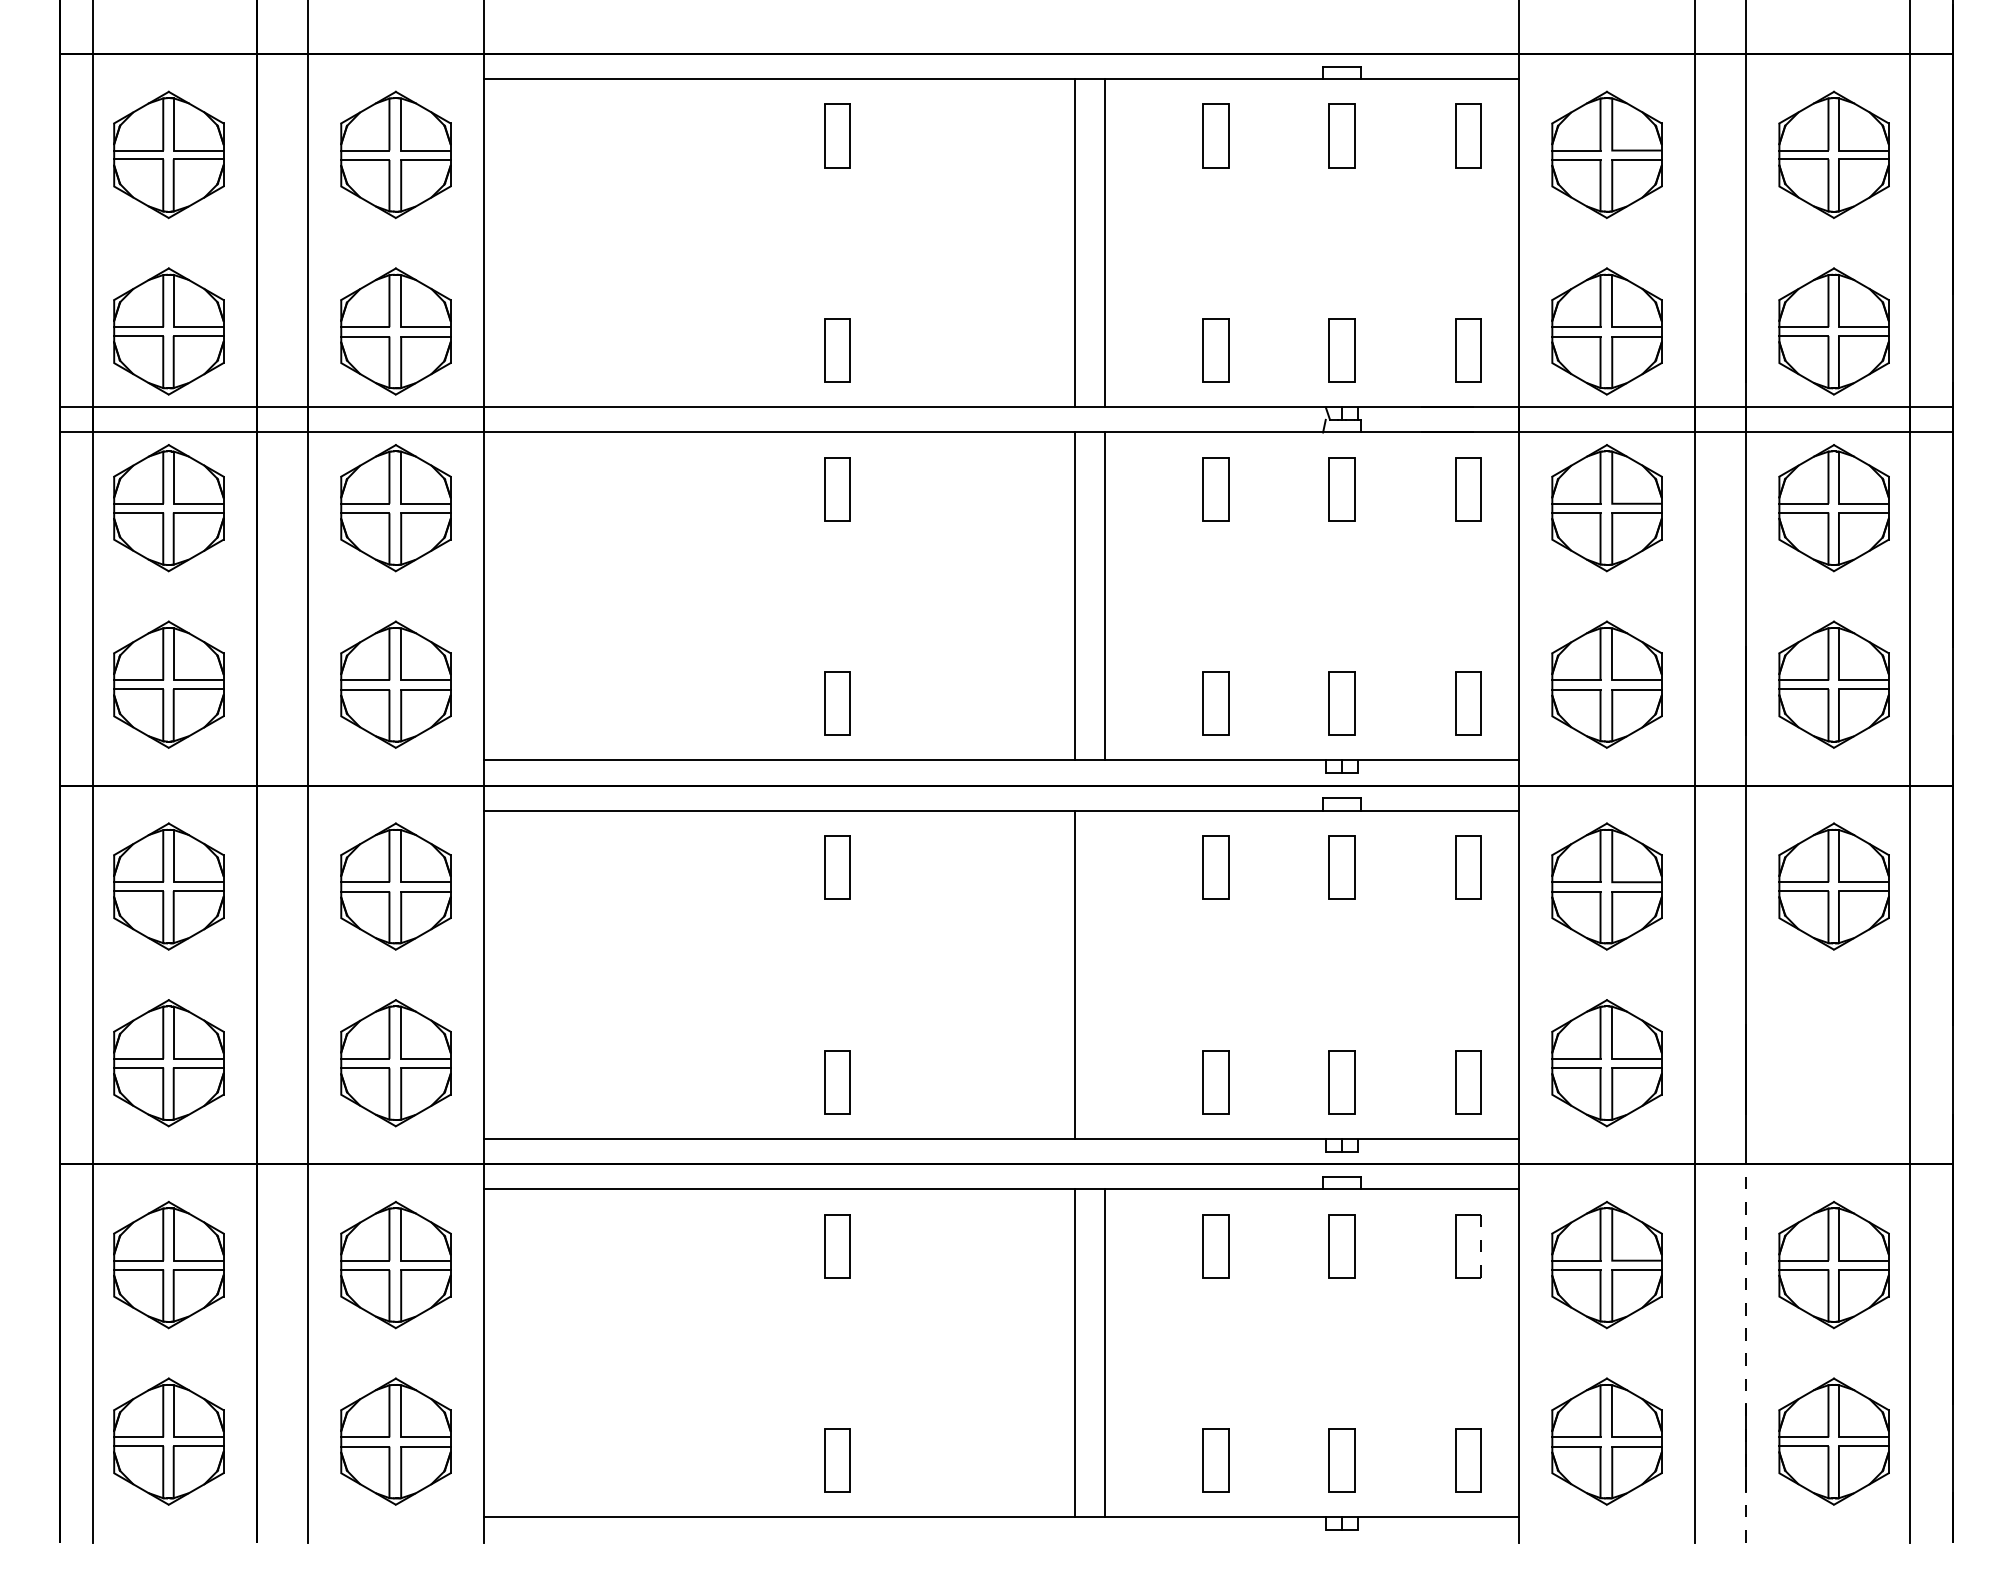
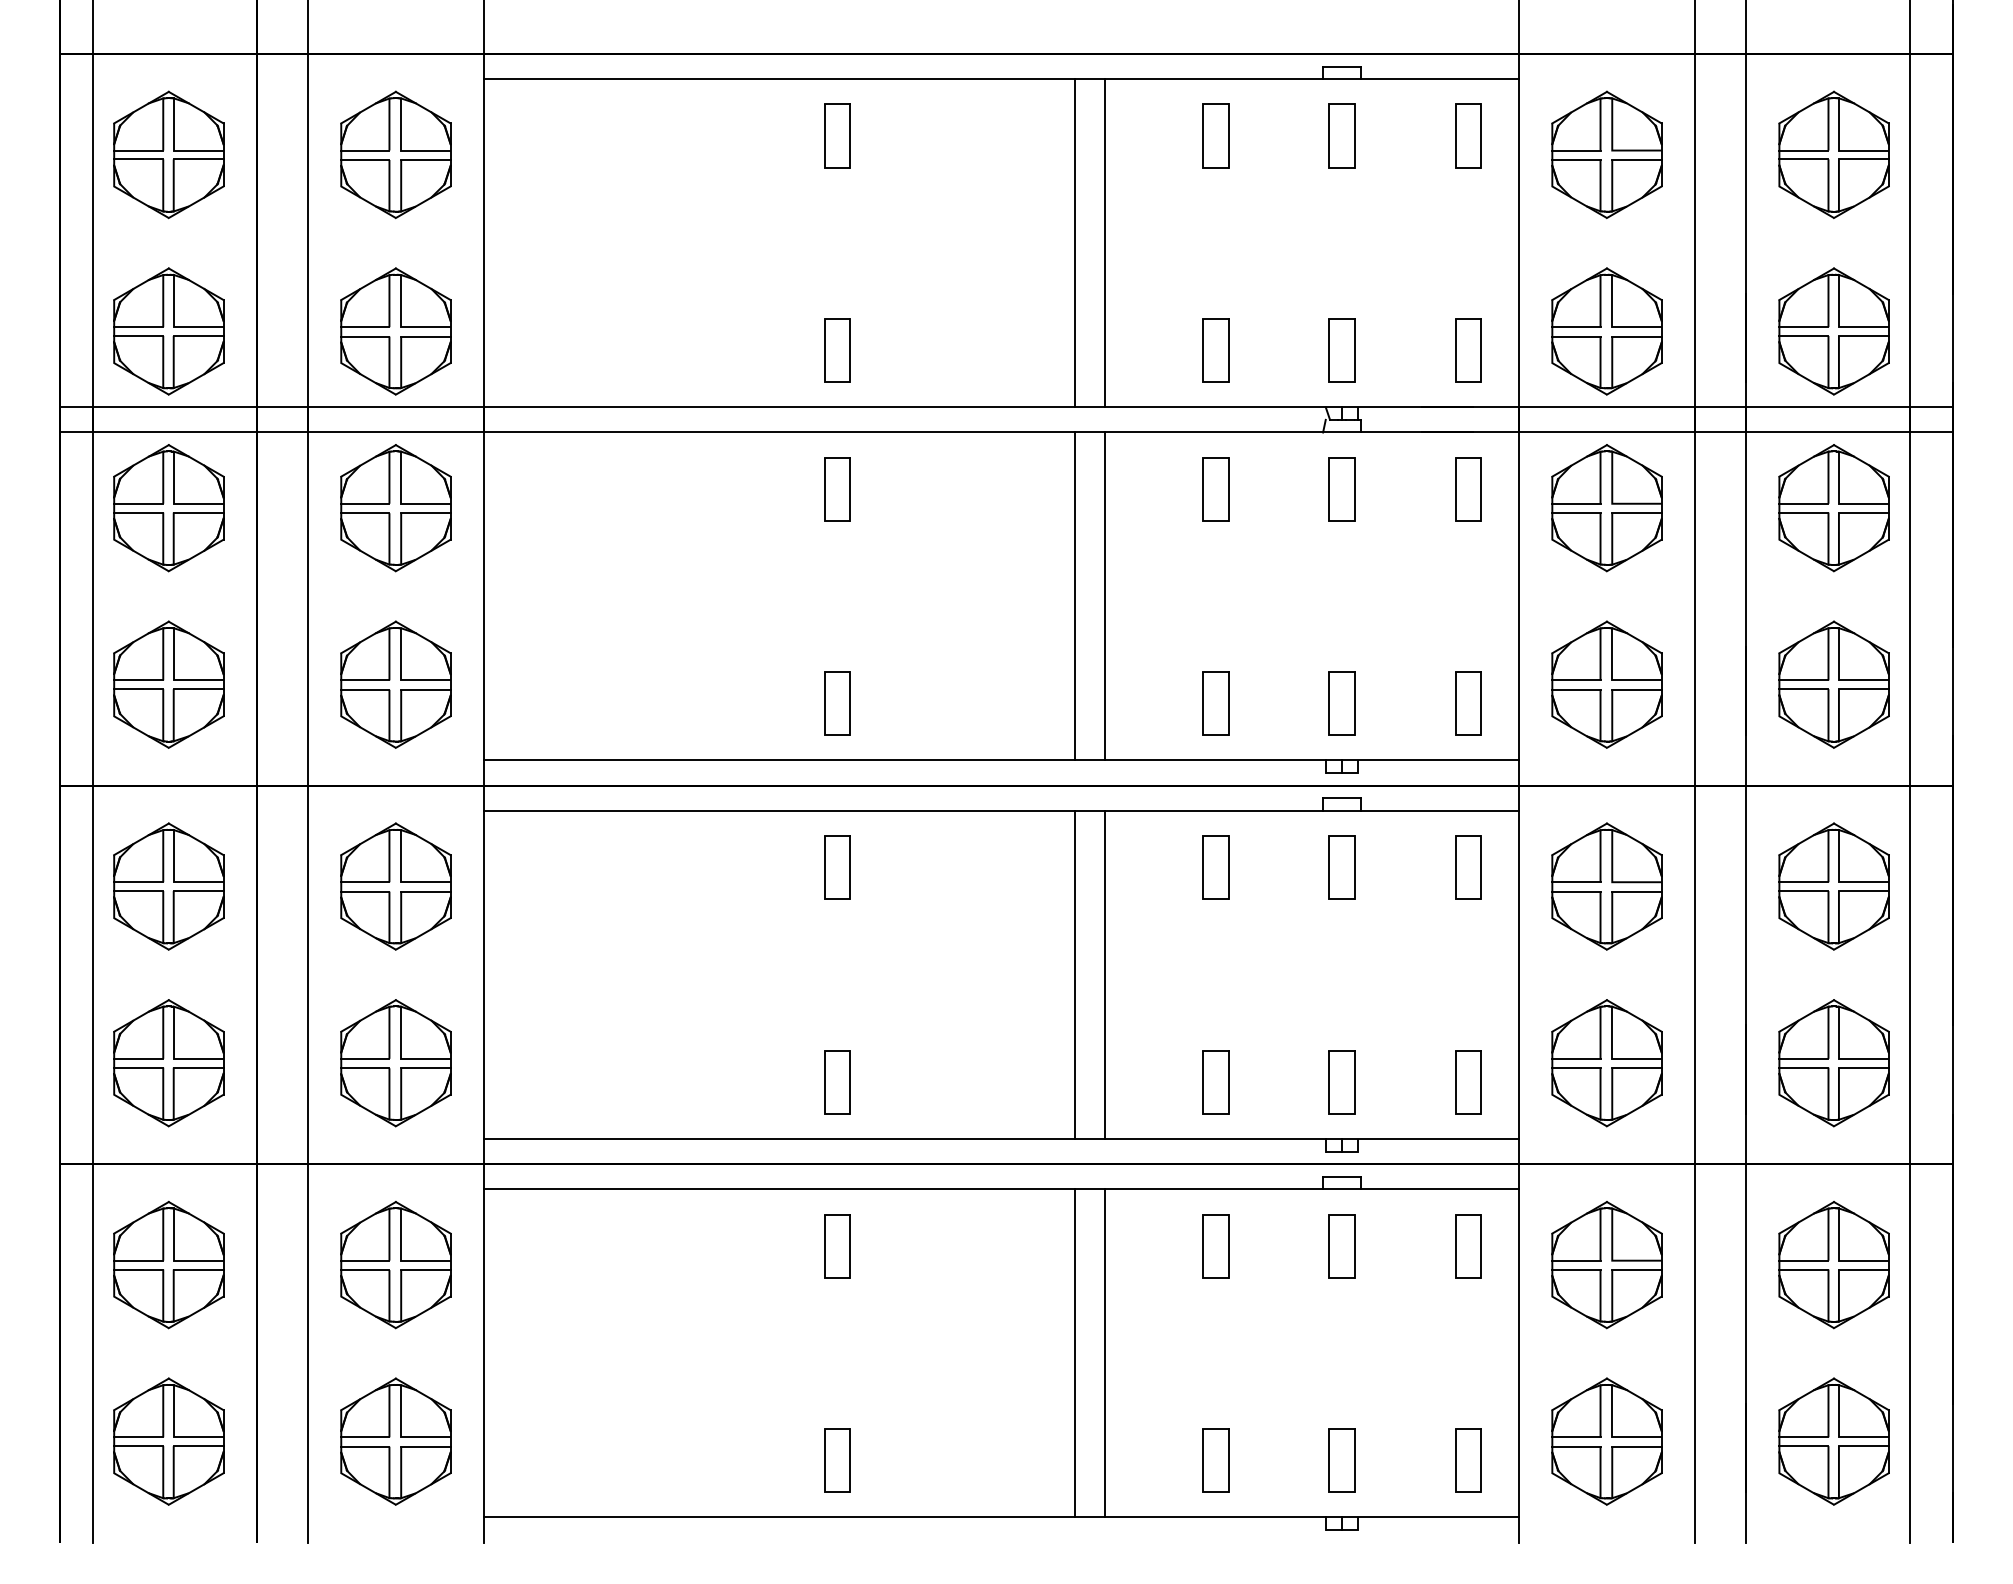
line: none -> present (1104, 974)
part: none -> present (1833, 1063)
line: dashed -> solid (1480, 1246)
line: dashed -> solid (1745, 1352)
